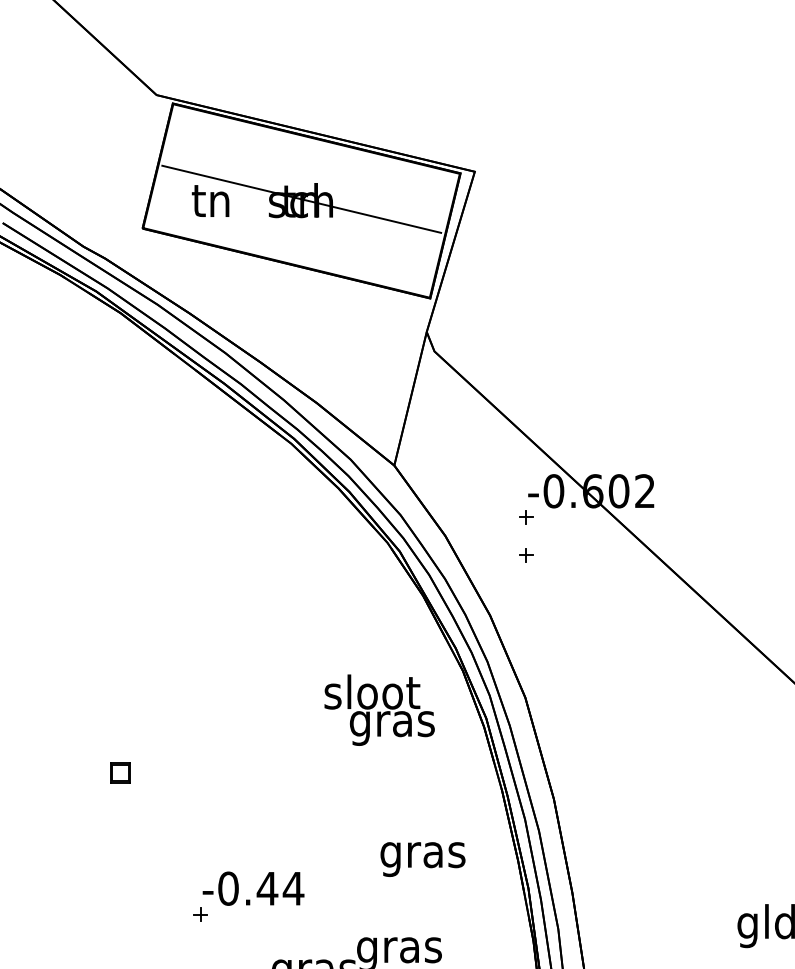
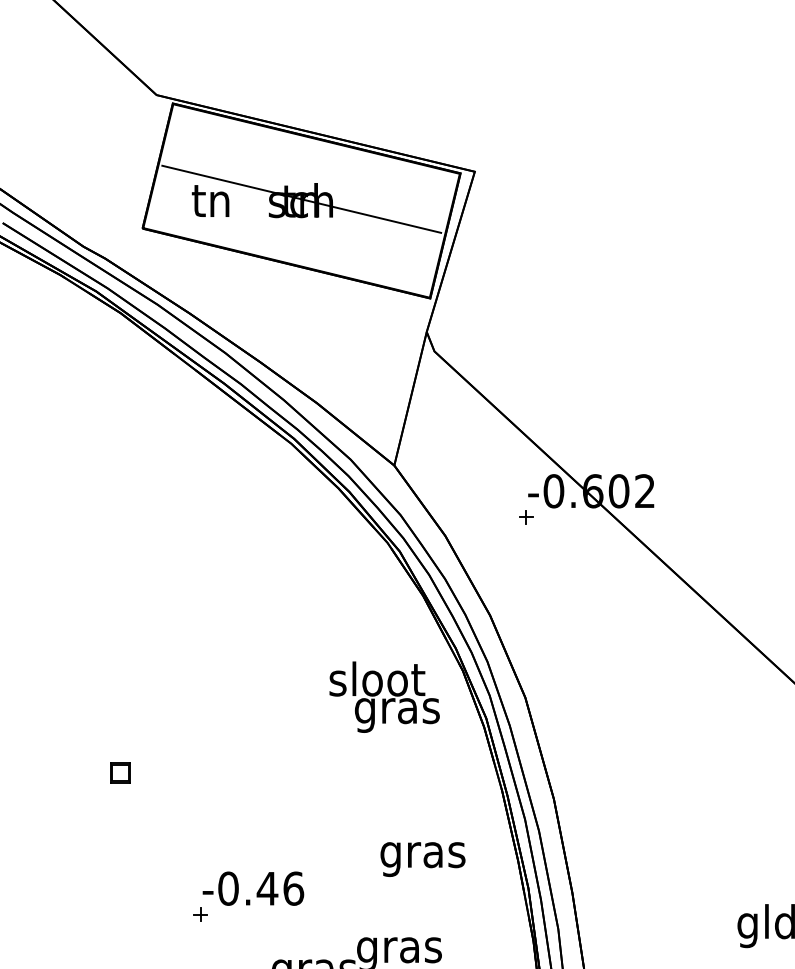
part: present -> none (526, 555)
text position: (379, 709) -> (384, 696) (384, 696)
text: -0.44 -> -0.46 (293, 888)
